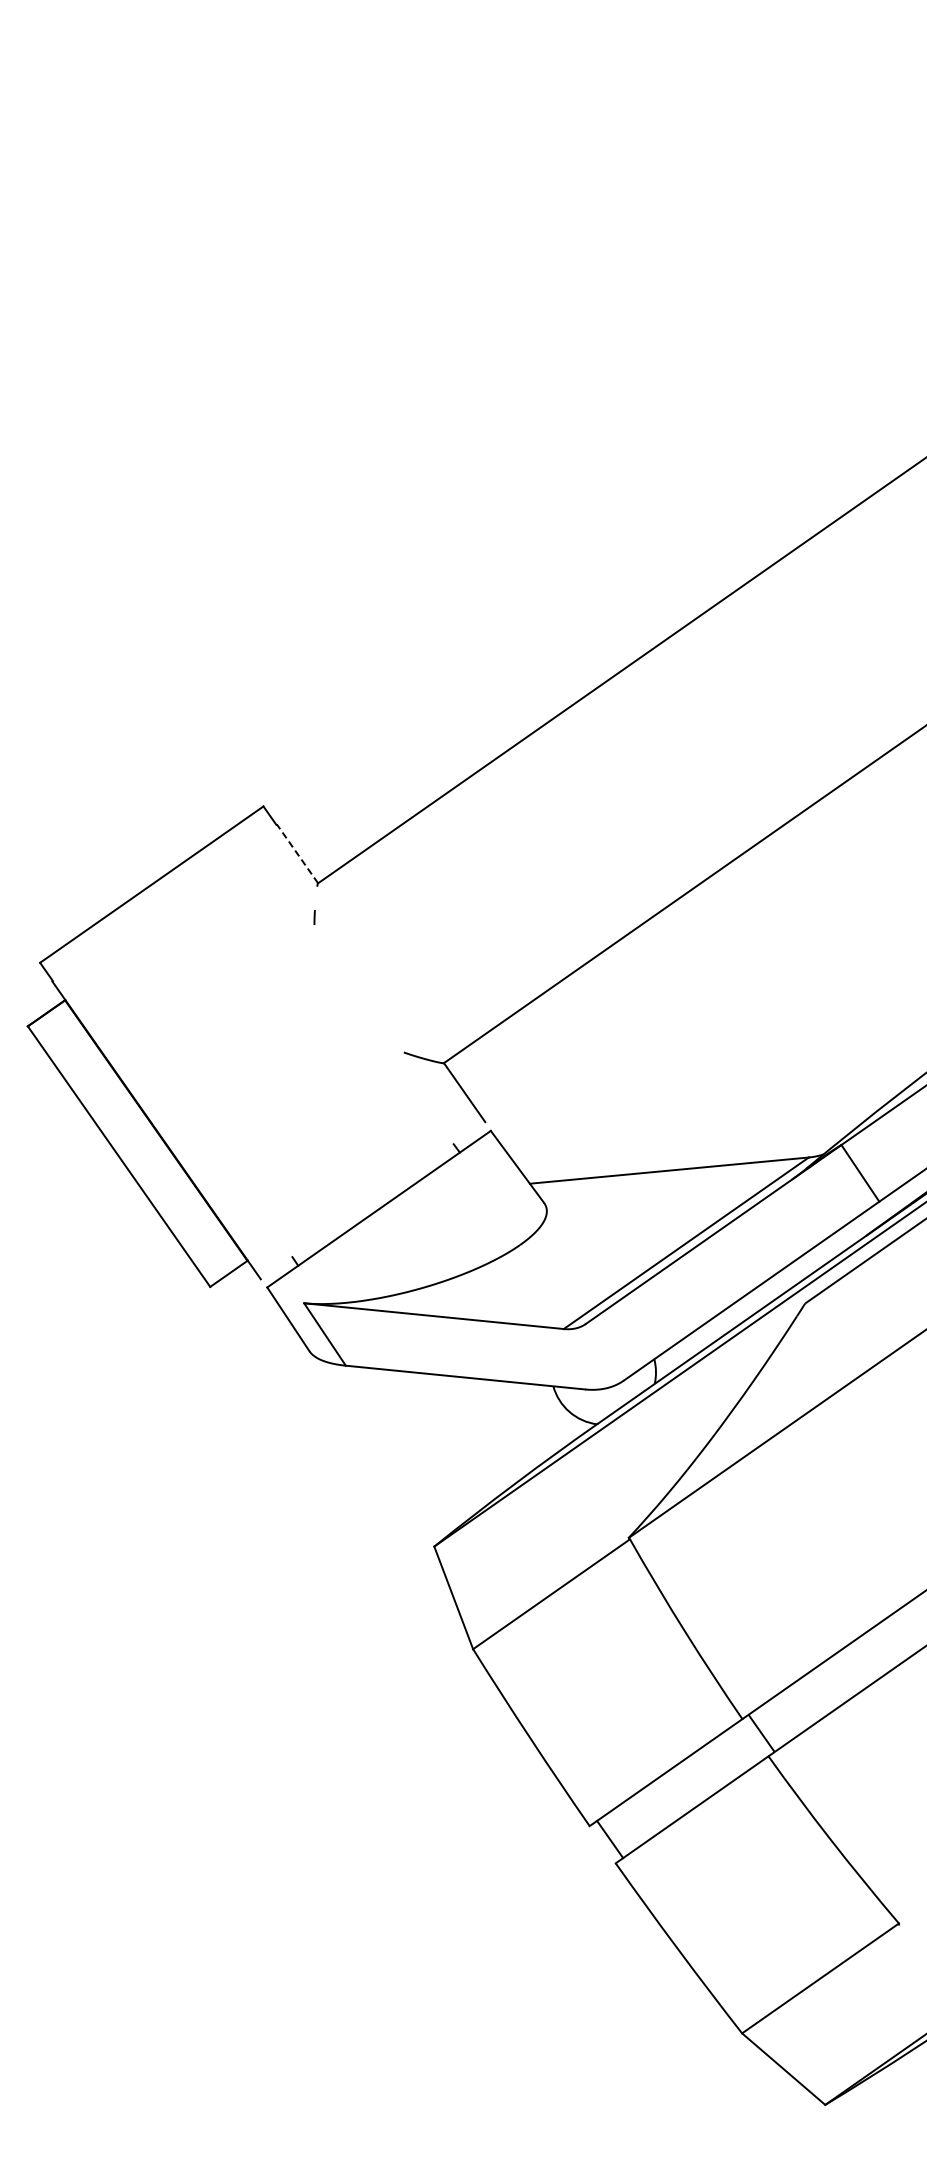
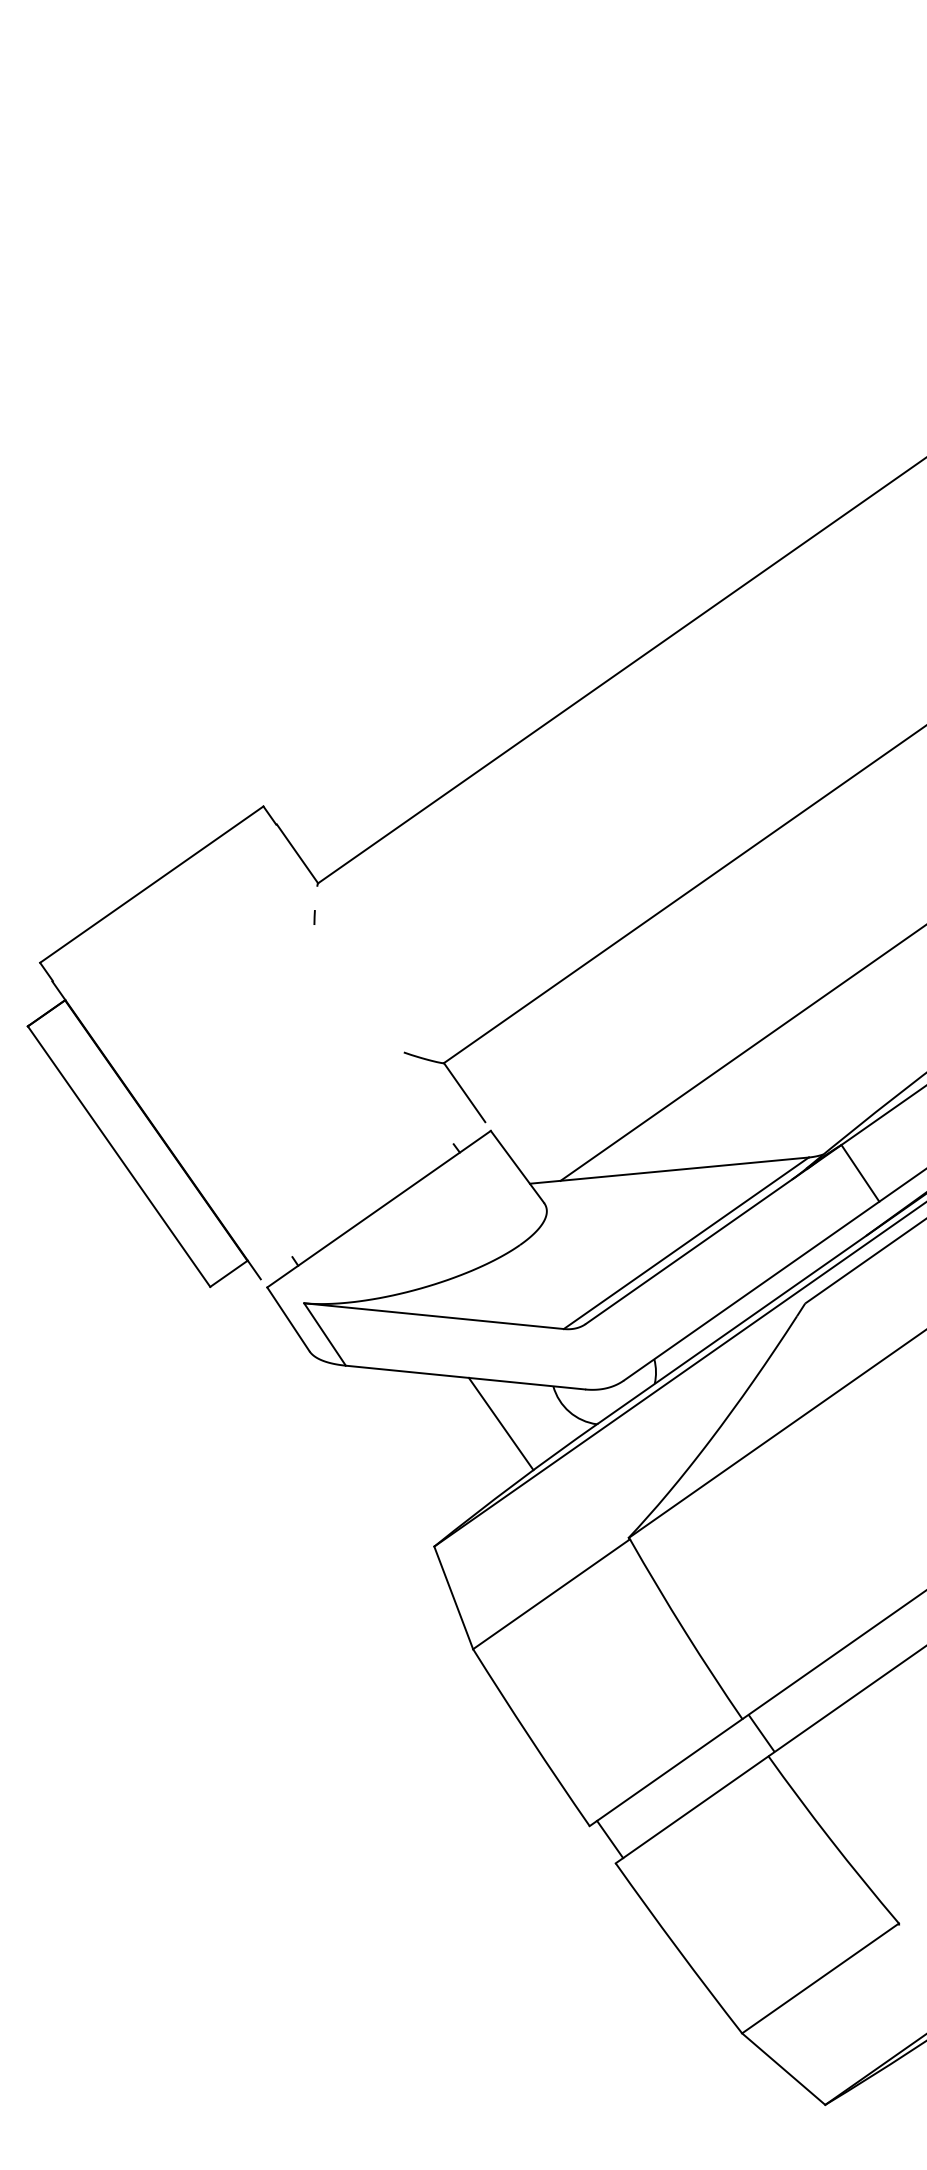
line: dashed -> solid (297, 853)
line: none -> present (741, 1053)
line: none -> present (500, 1423)
